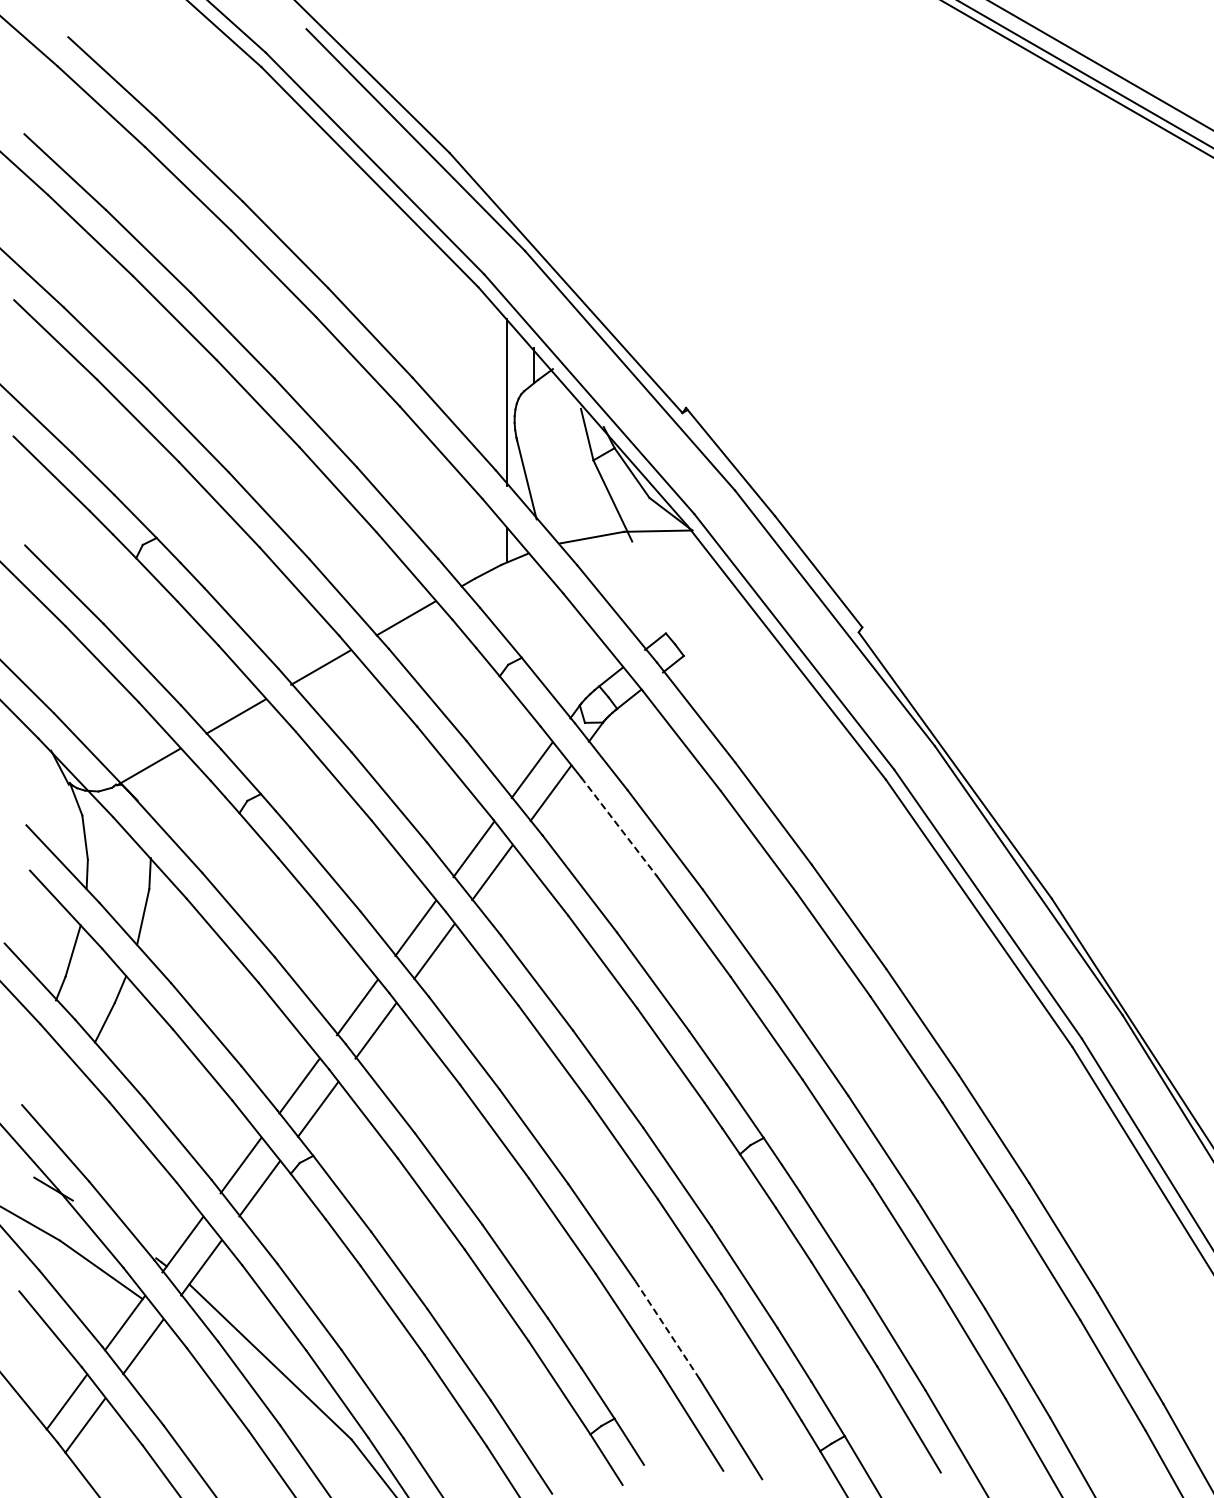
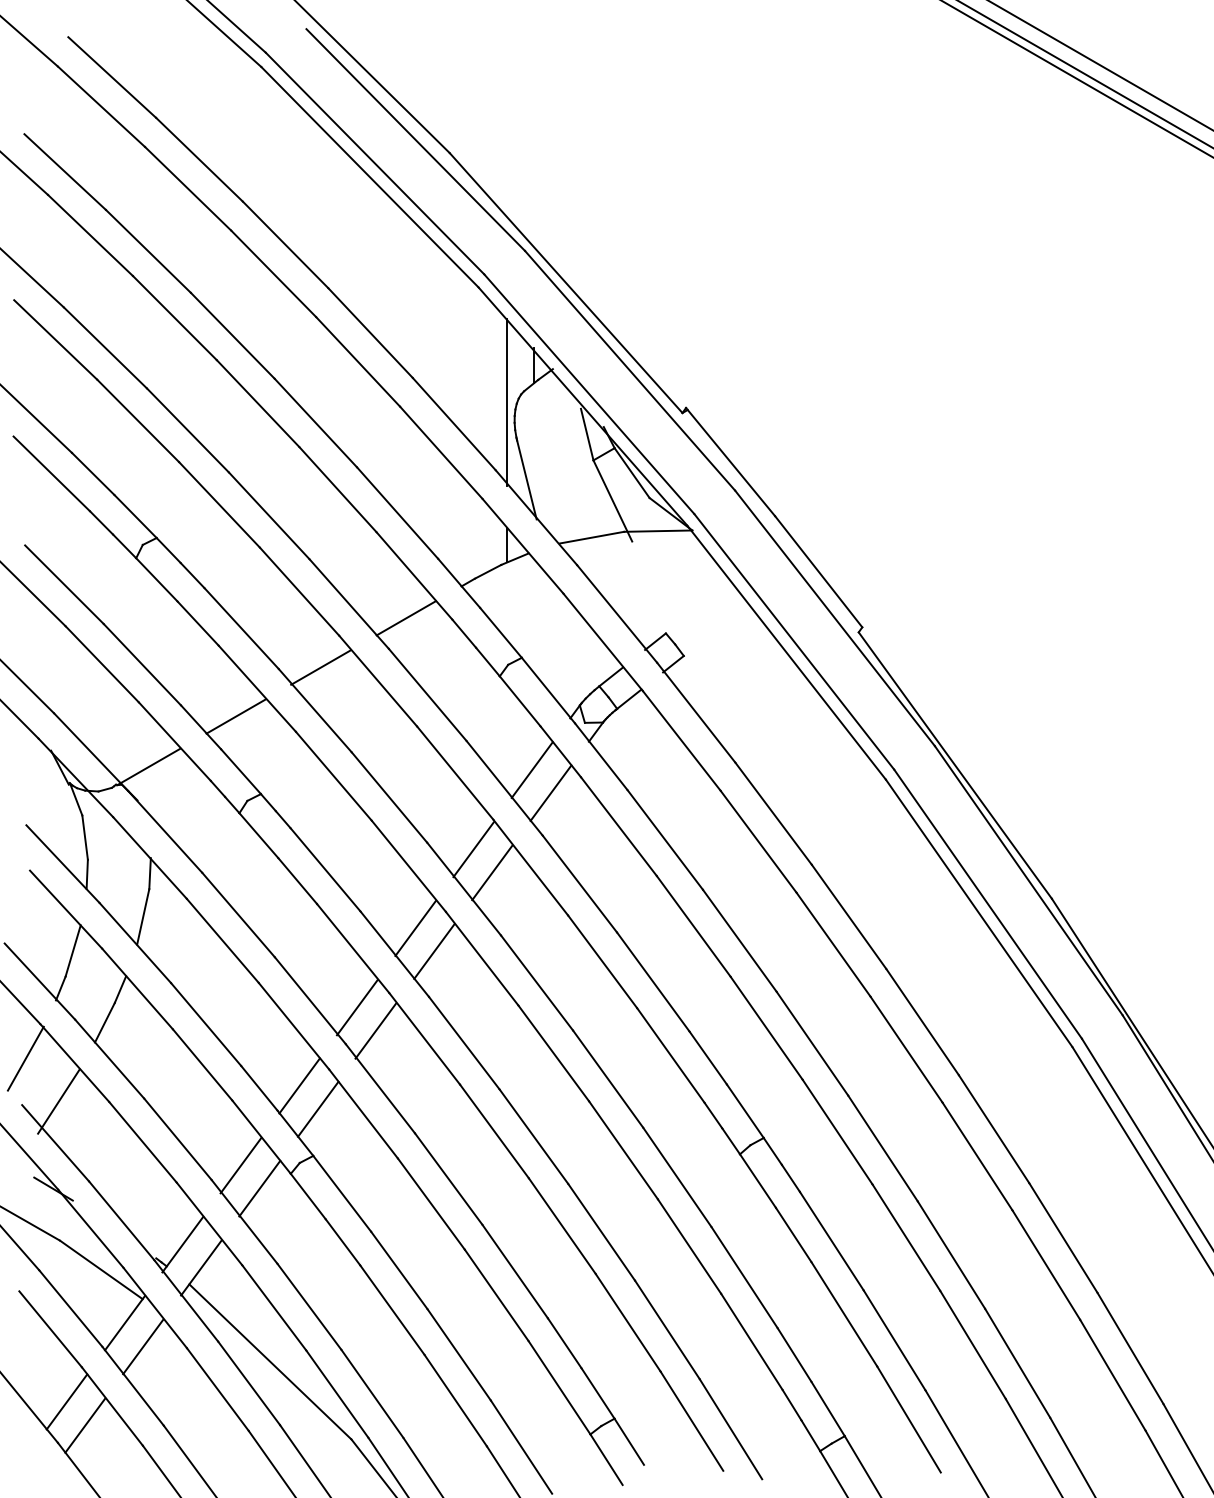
line: dashed -> solid (619, 827)
line: none -> present (25, 1058)
line: none -> present (58, 1101)
line: dashed -> solid (667, 1329)
